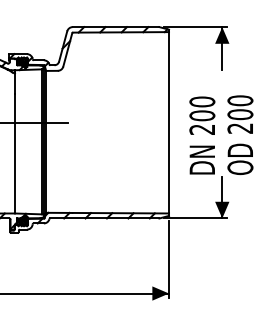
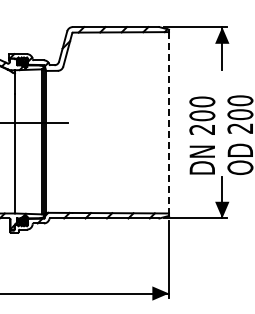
line: solid -> dashed (169, 122)
